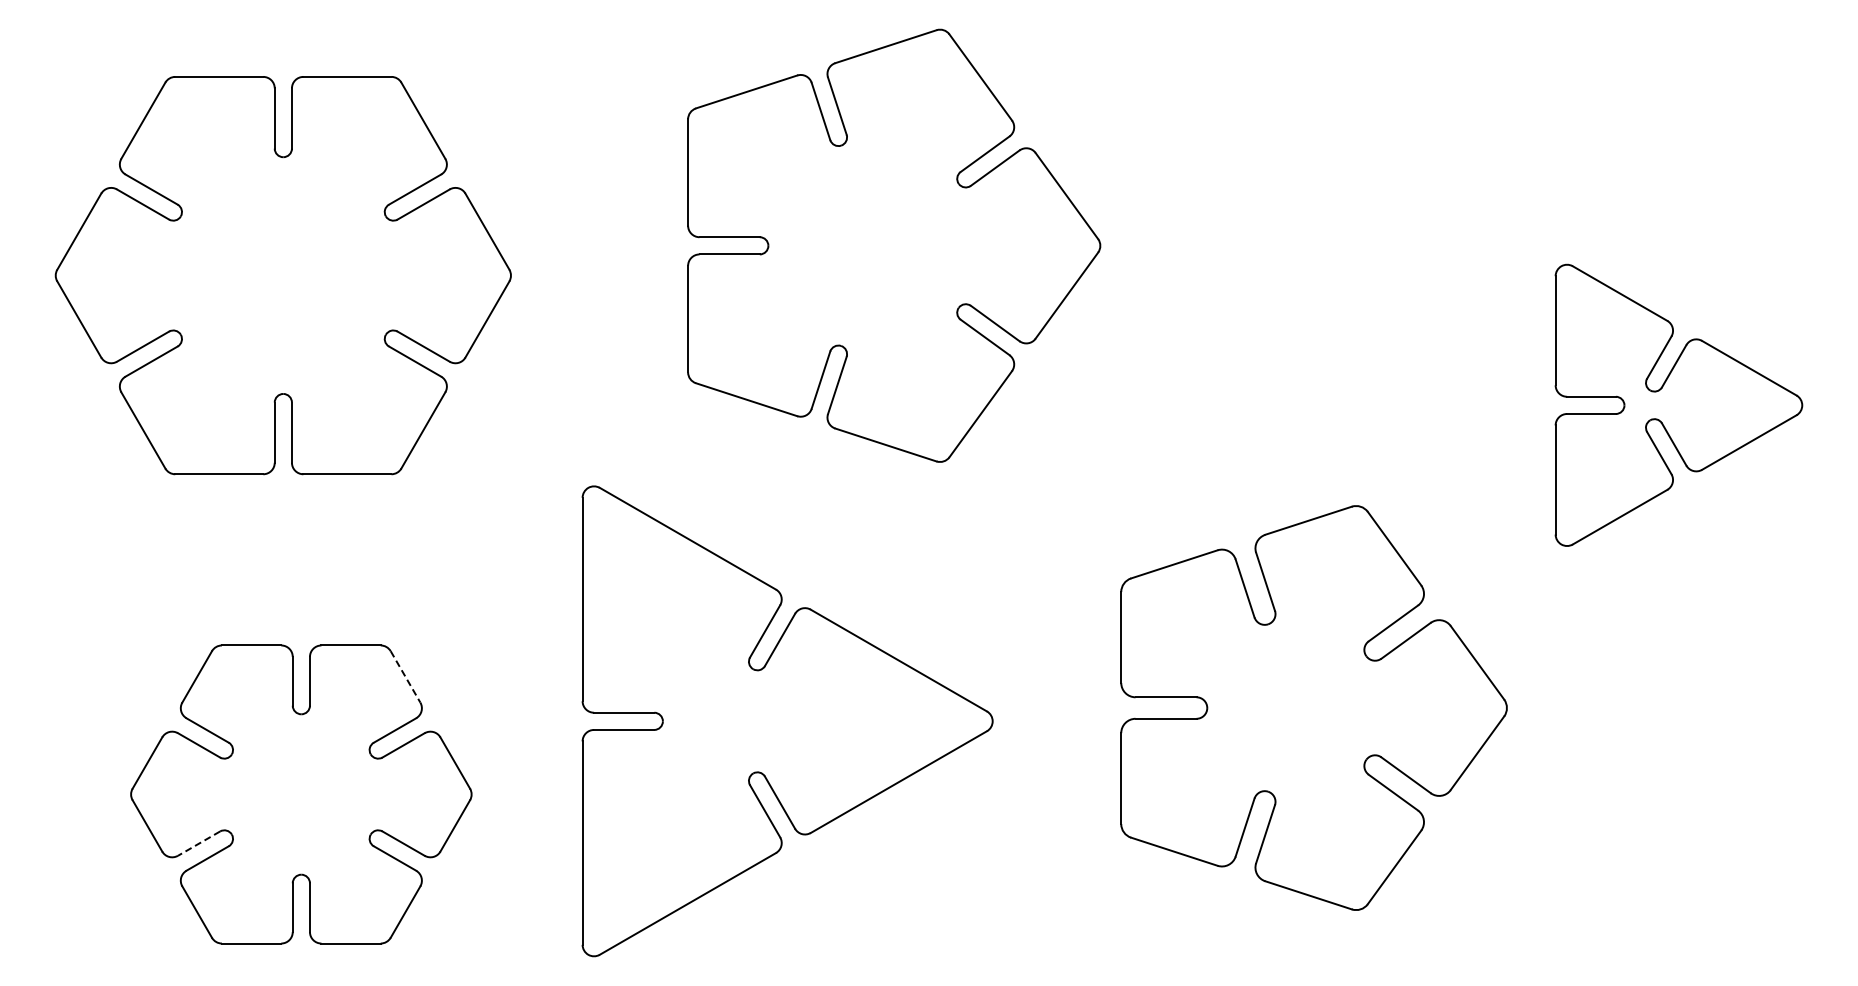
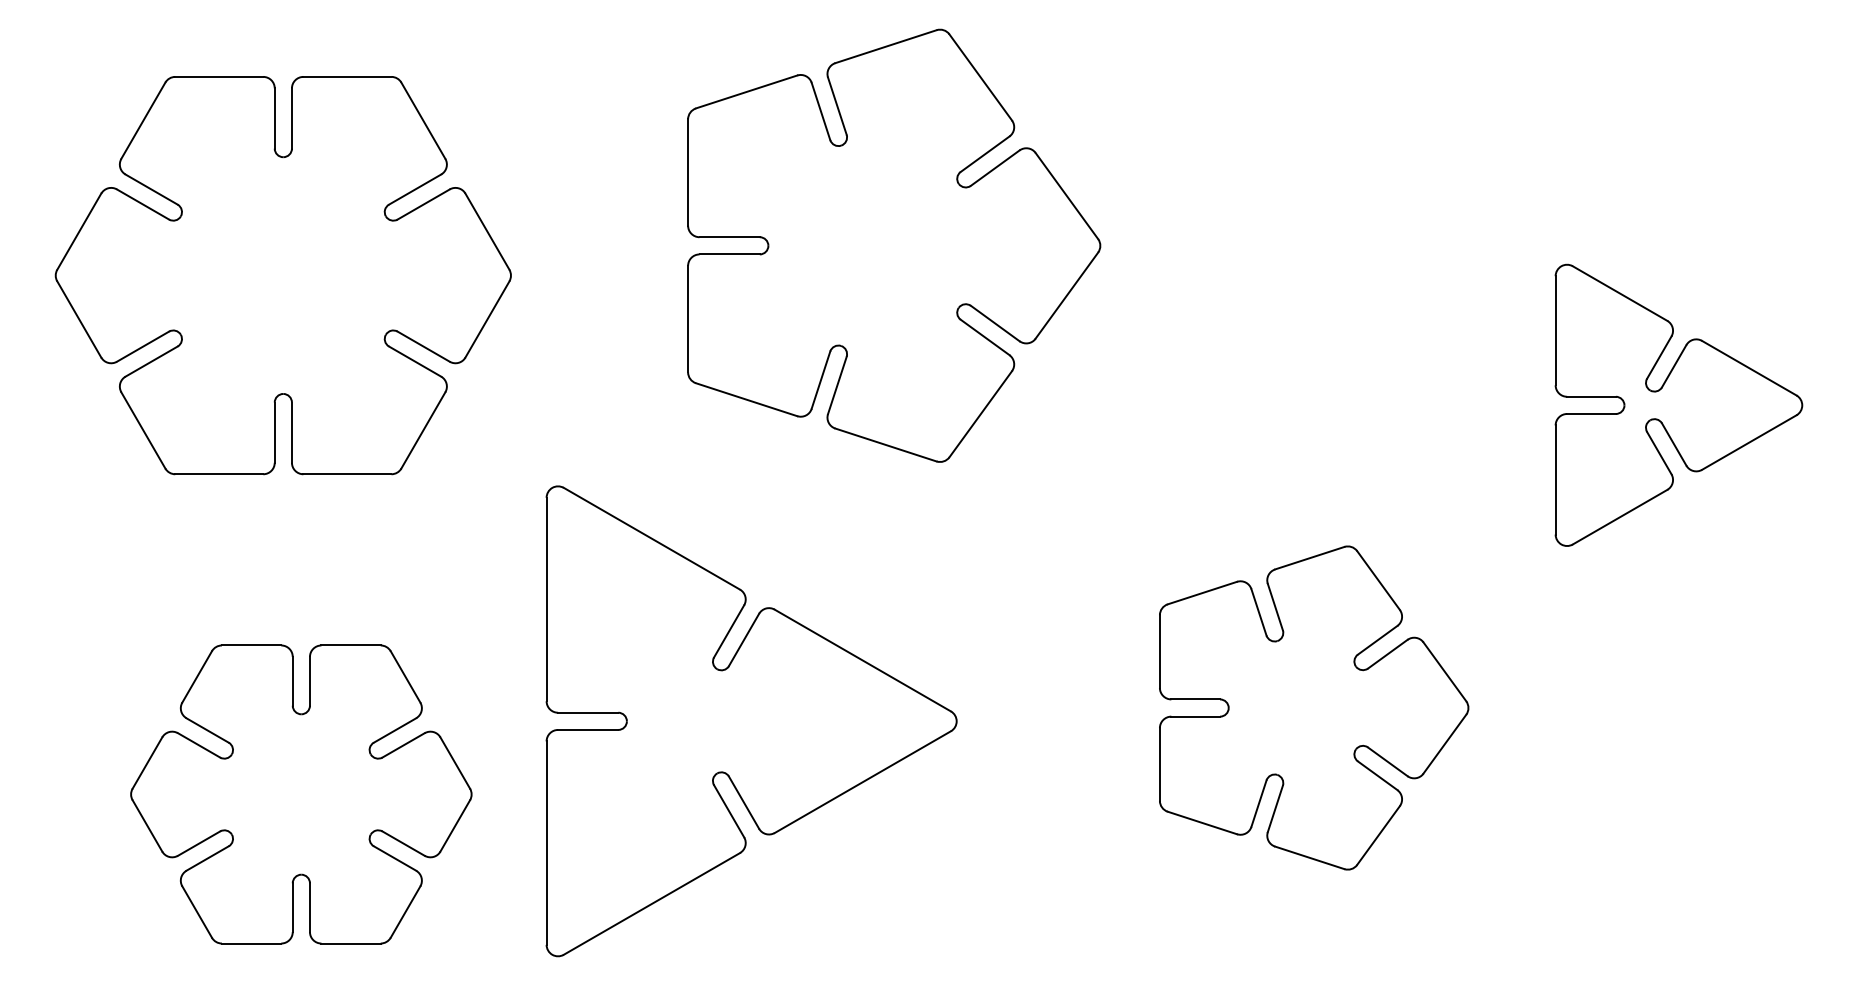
line: dashed -> solid (405, 676)
part size: 388x406 px -> 311x326 px (1314, 707)
part position: (787, 721) -> (751, 721) (751, 721)
line: dashed -> solid (198, 843)
